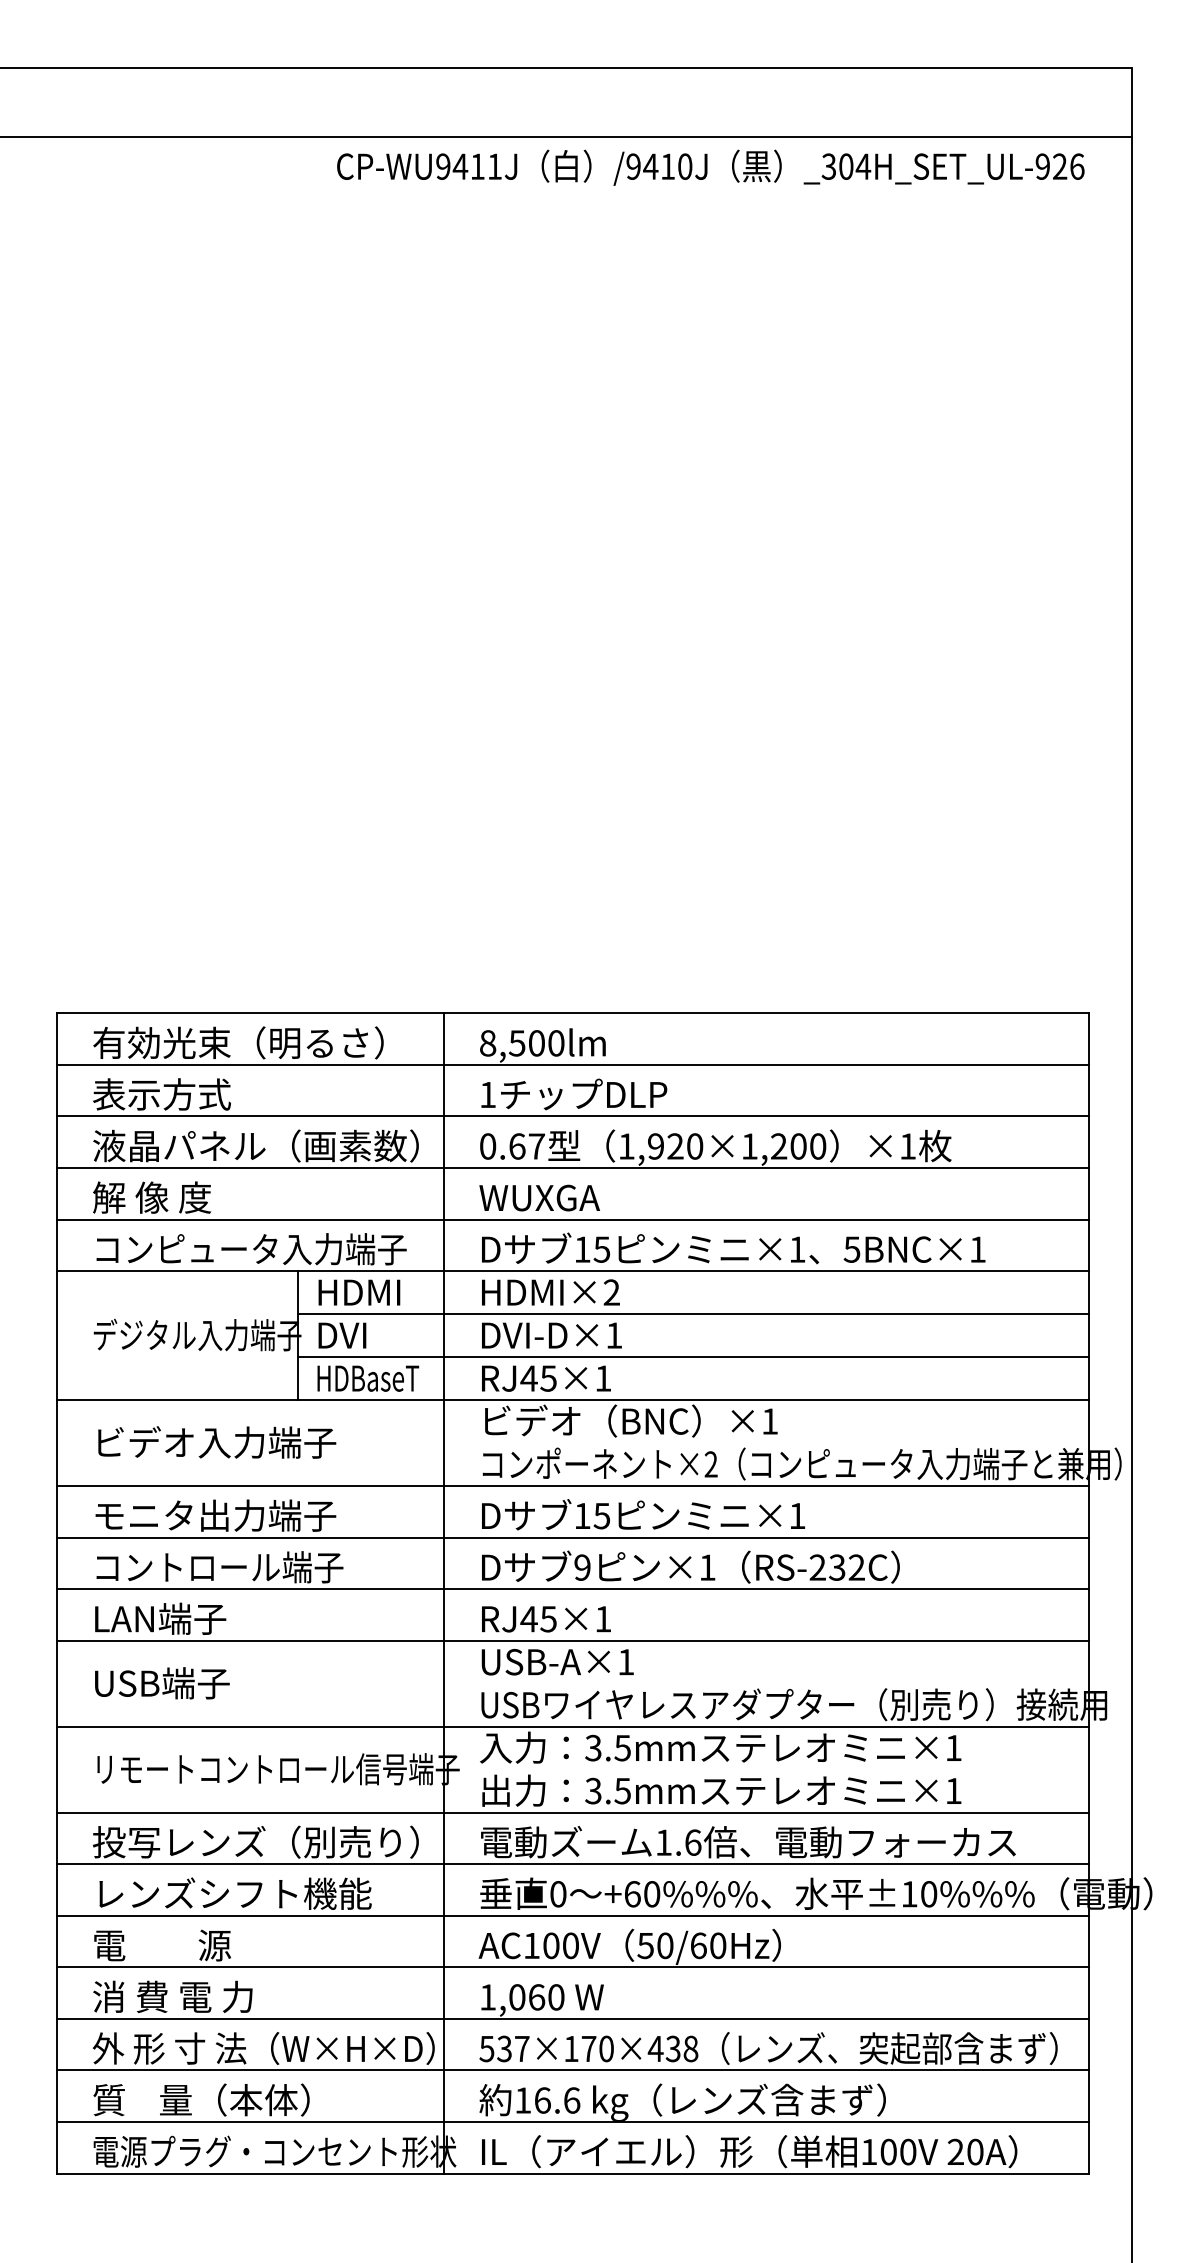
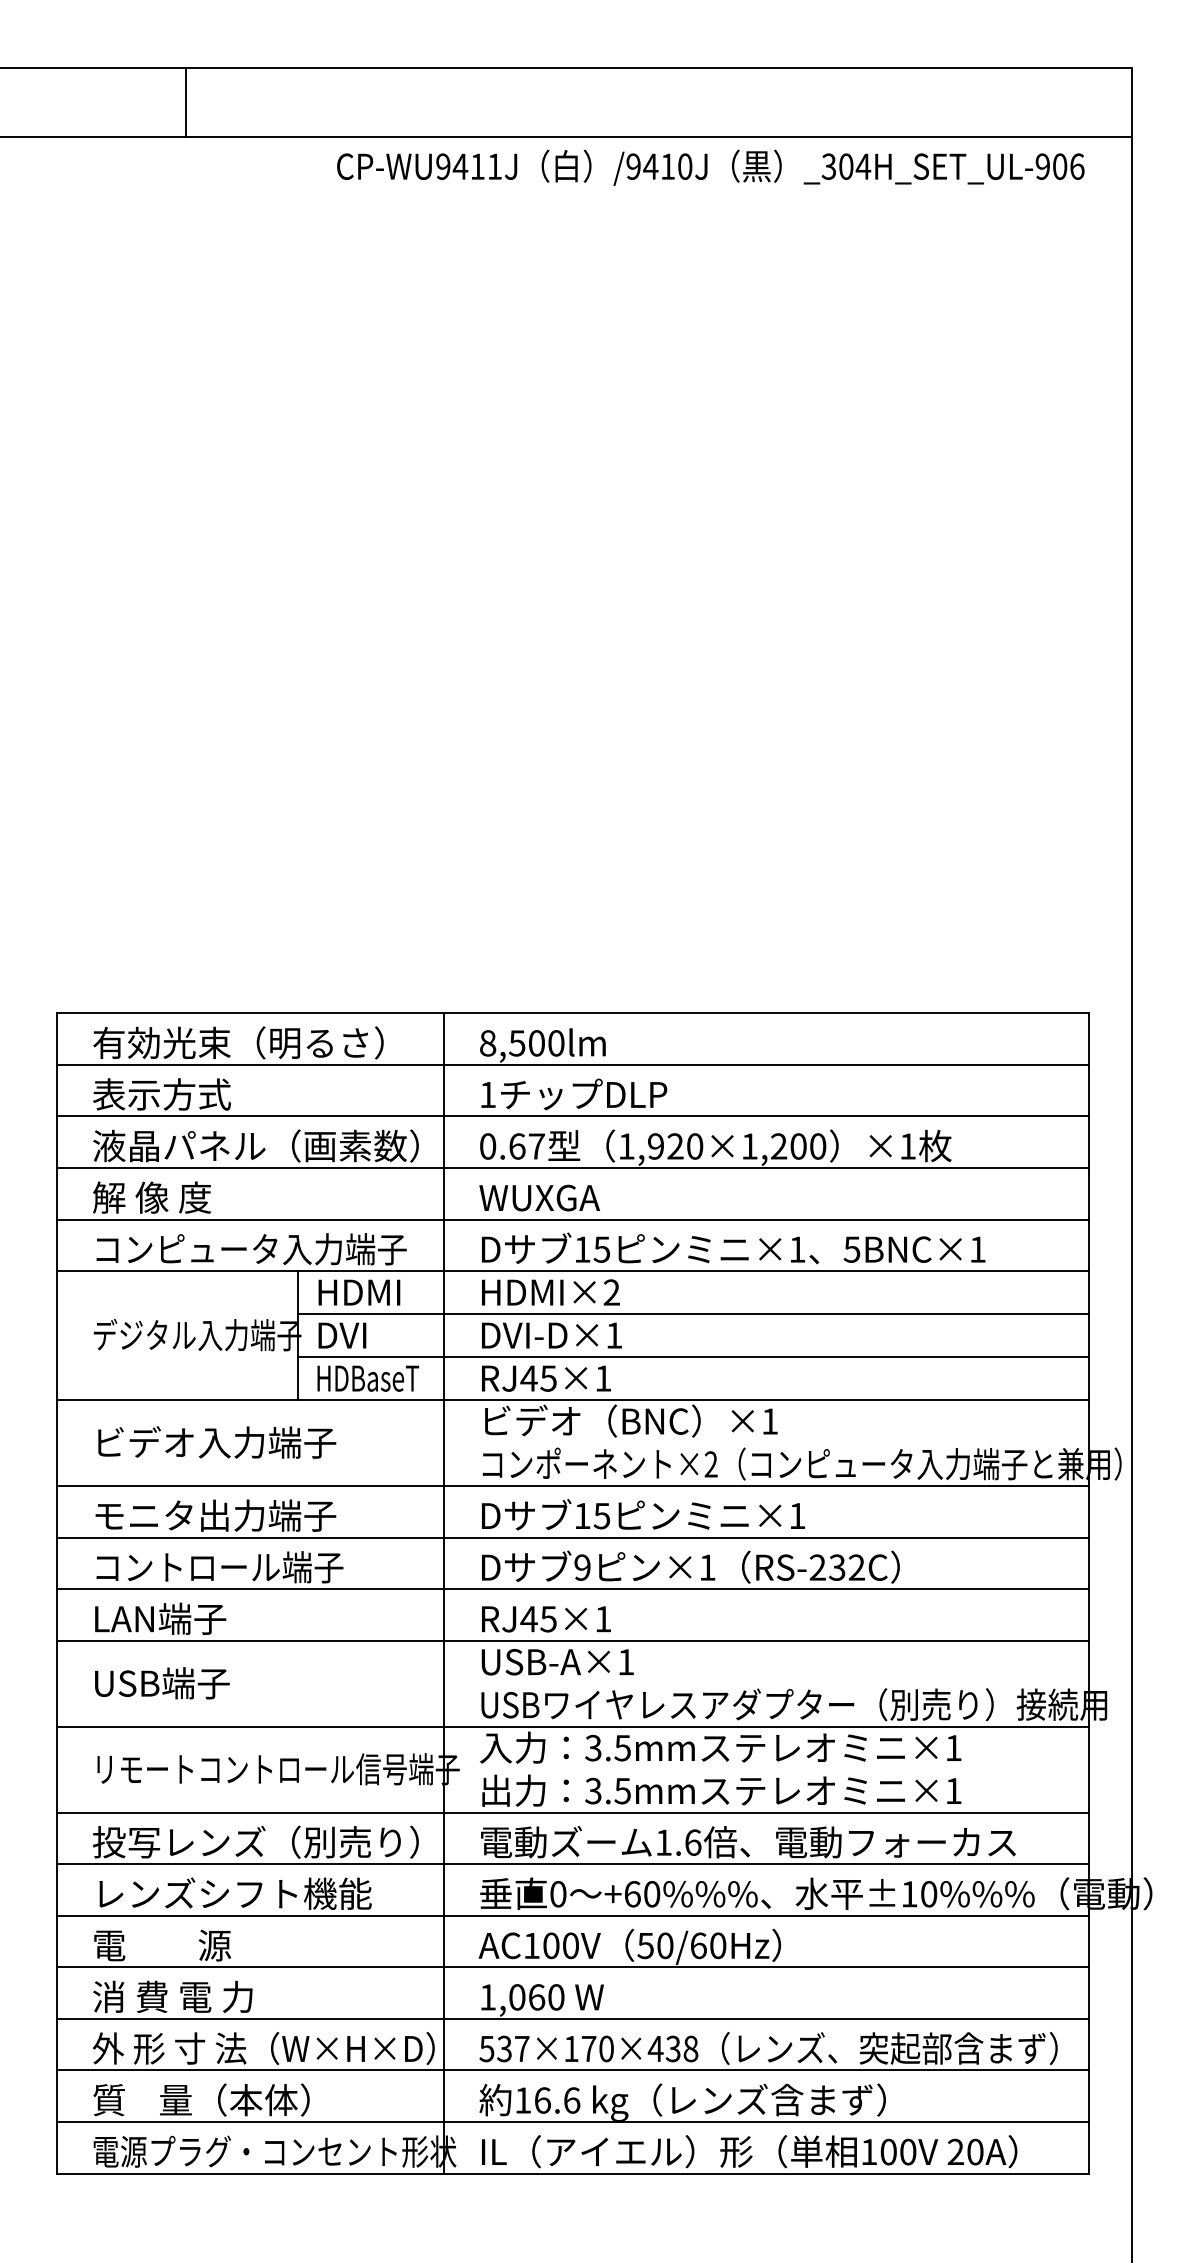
line: none -> present (186, 101)
text: _304H_SET_UL-926 -> _304H_SET_UL-906 (1060, 166)
